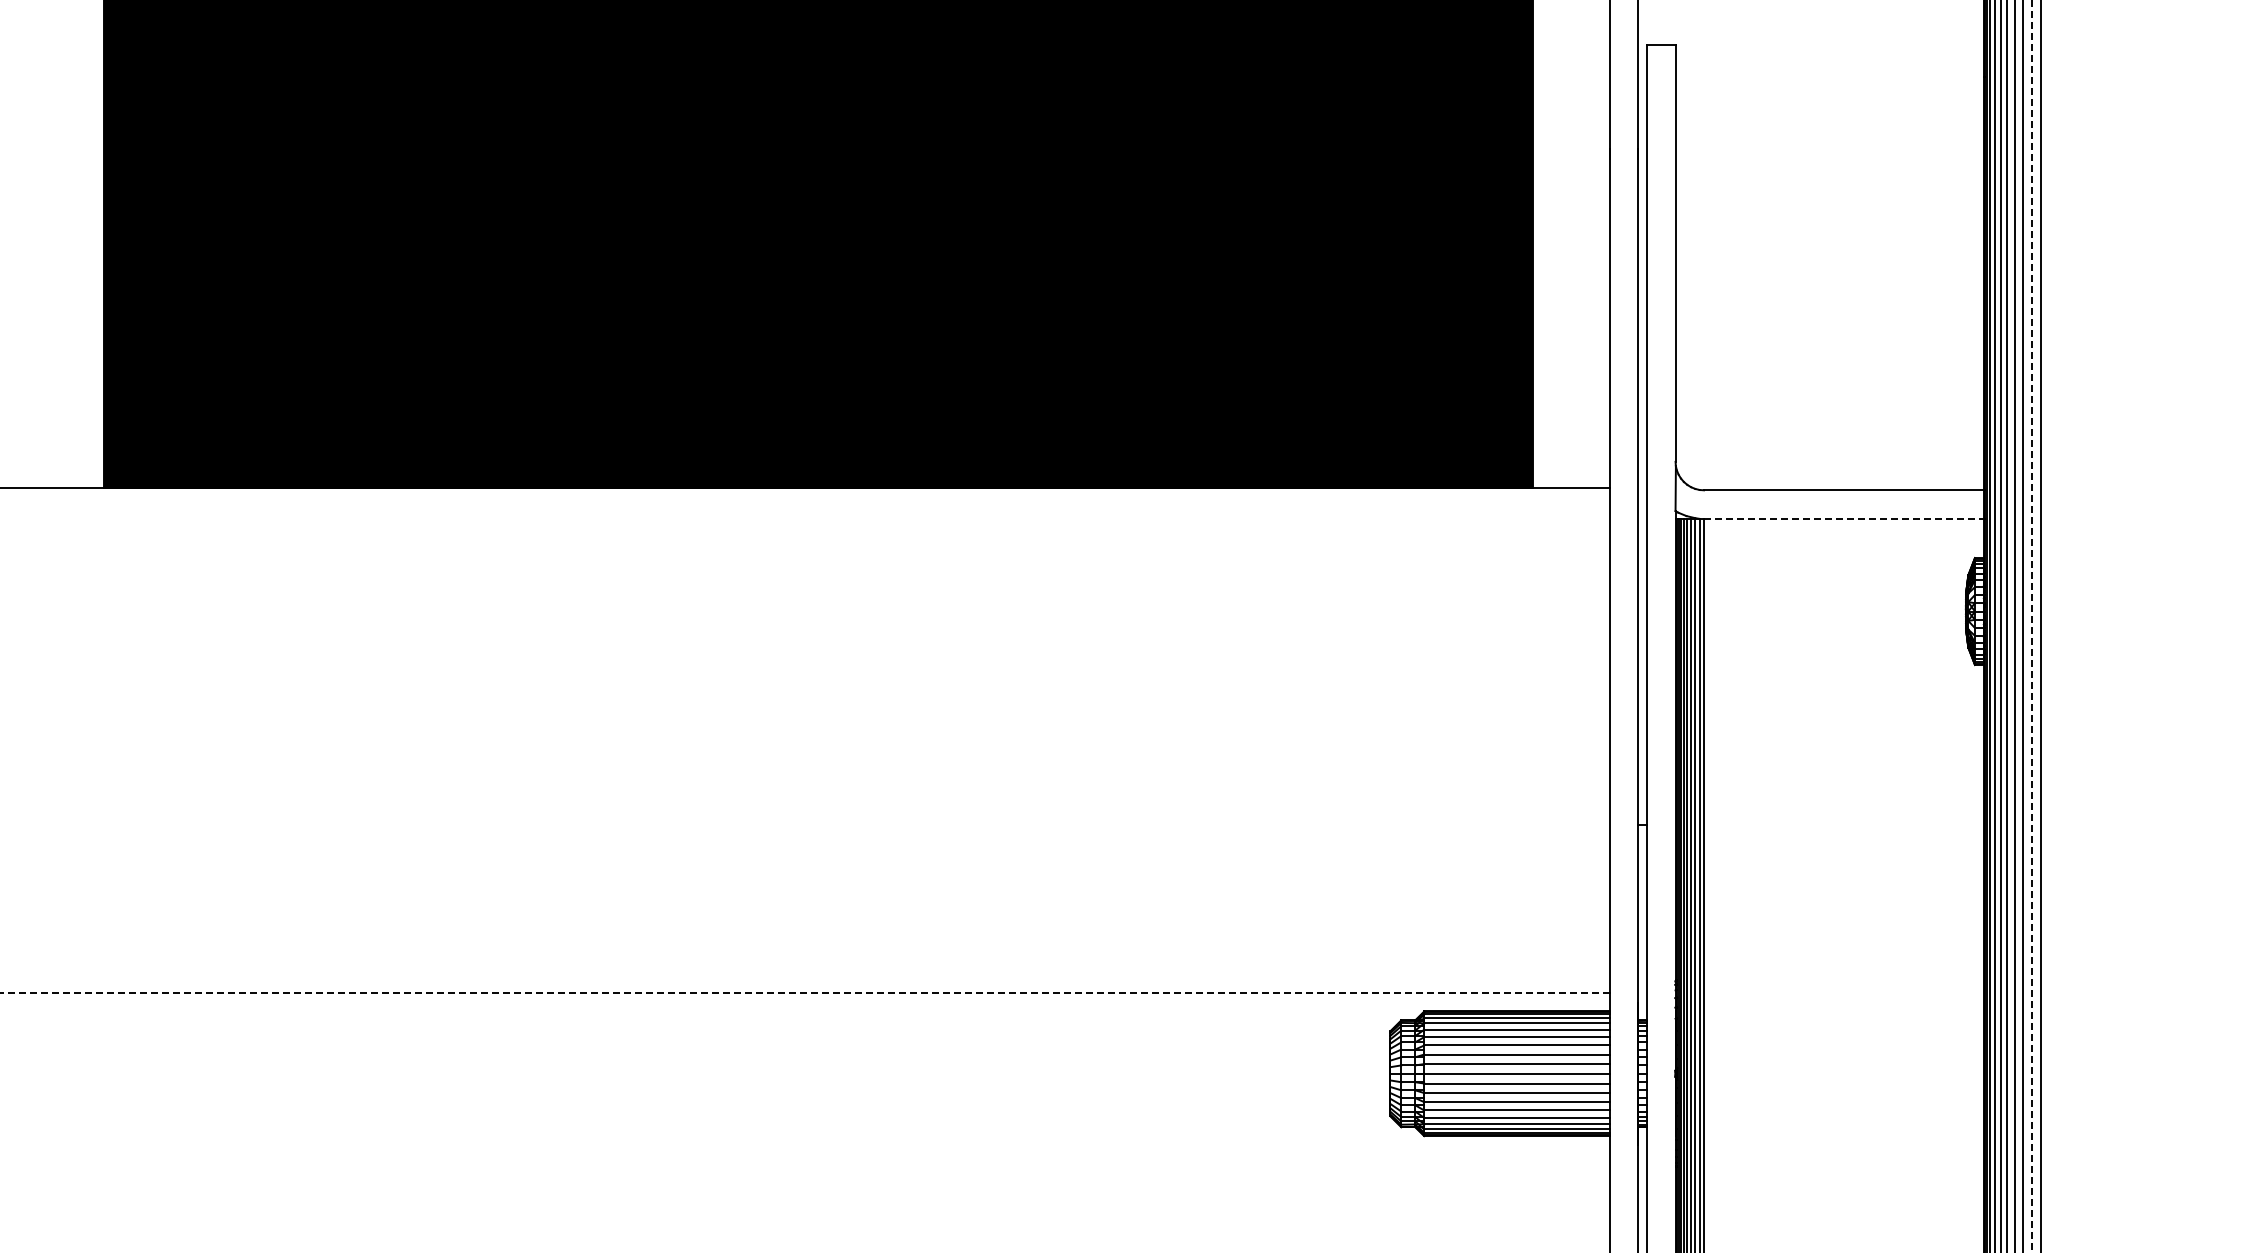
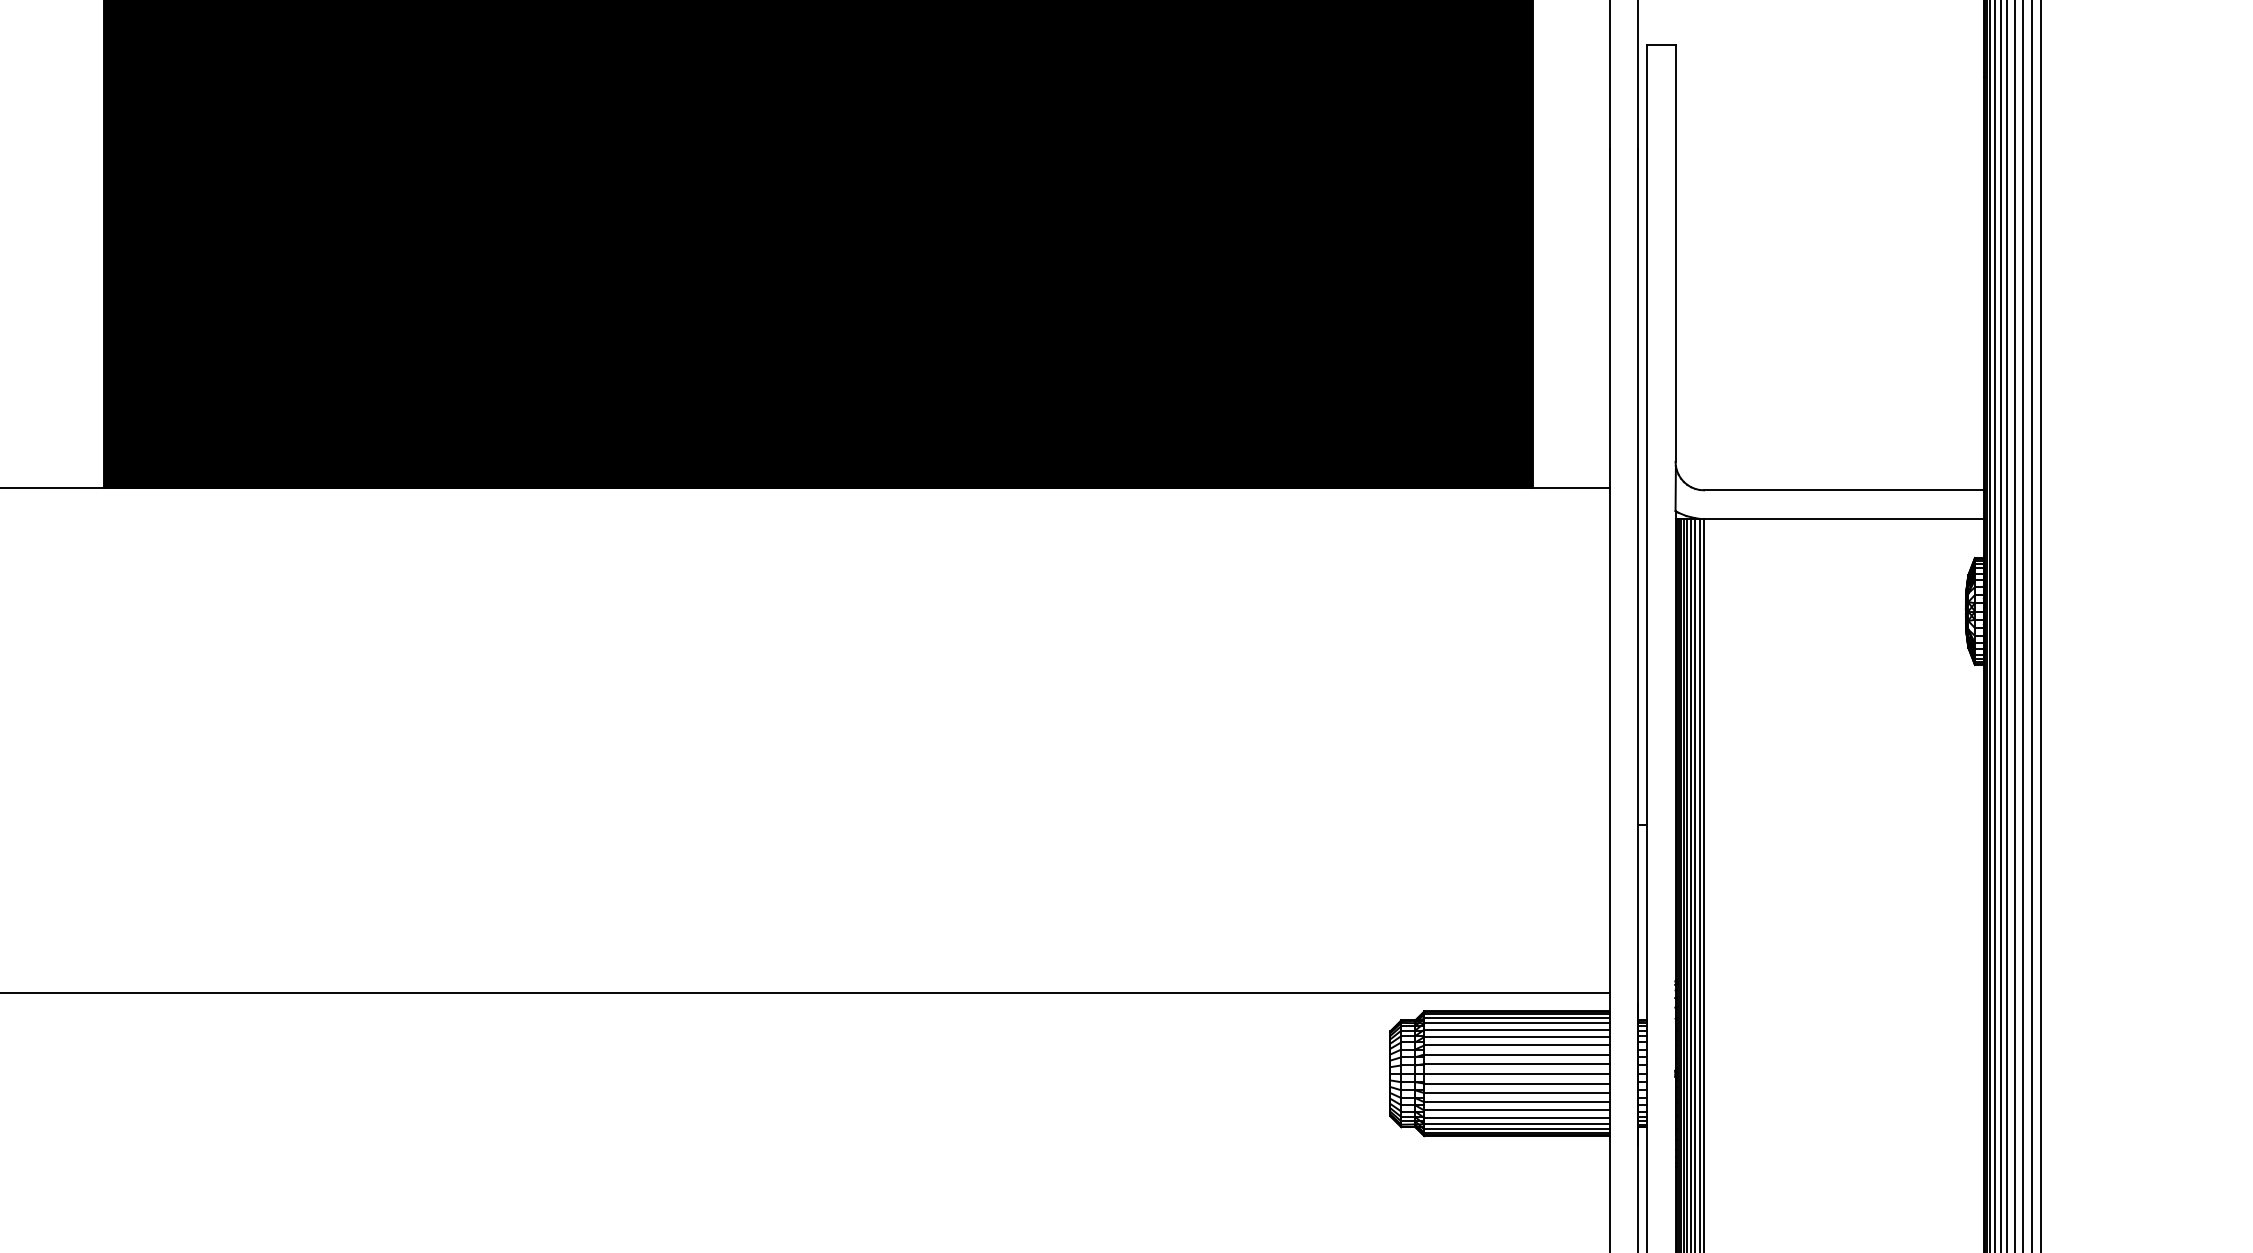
line: dashed -> solid (1843, 518)
line: dashed -> solid (2031, 625)
line: dashed -> solid (804, 993)
